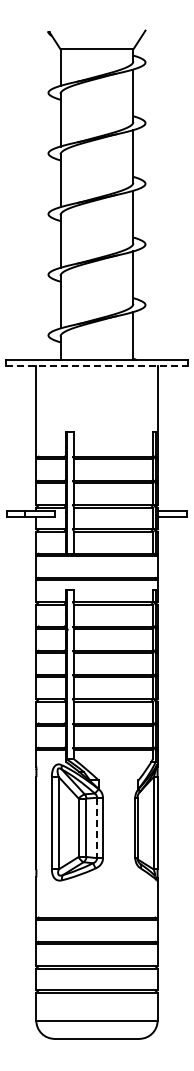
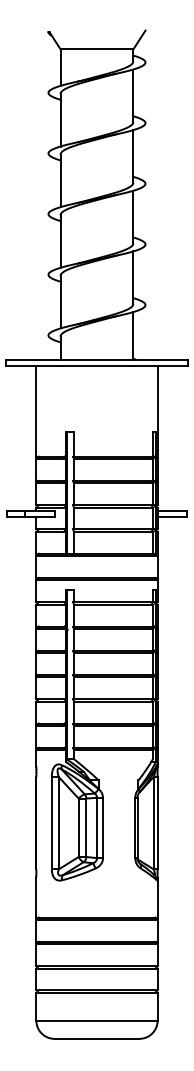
line: dashed -> solid (97, 365)
line: dashed -> solid (97, 828)
